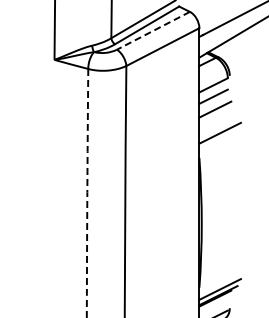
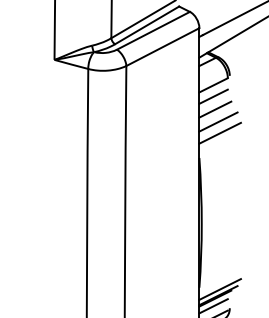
line: dashed -> solid (153, 31)
line: none -> present (218, 121)
arc: dashed -> solid (87, 193)
line: none -> present (213, 306)
